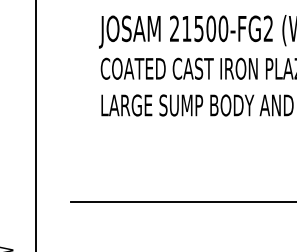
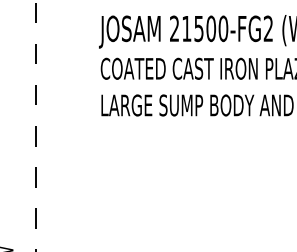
line: solid -> dashed (36, 126)
line: present -> none (182, 201)
